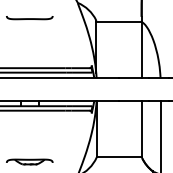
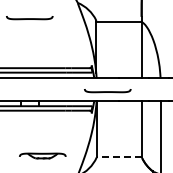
curve: none -> present (107, 91)
line: solid -> dashed (119, 156)
part position: (29, 161) -> (42, 155) (42, 155)
